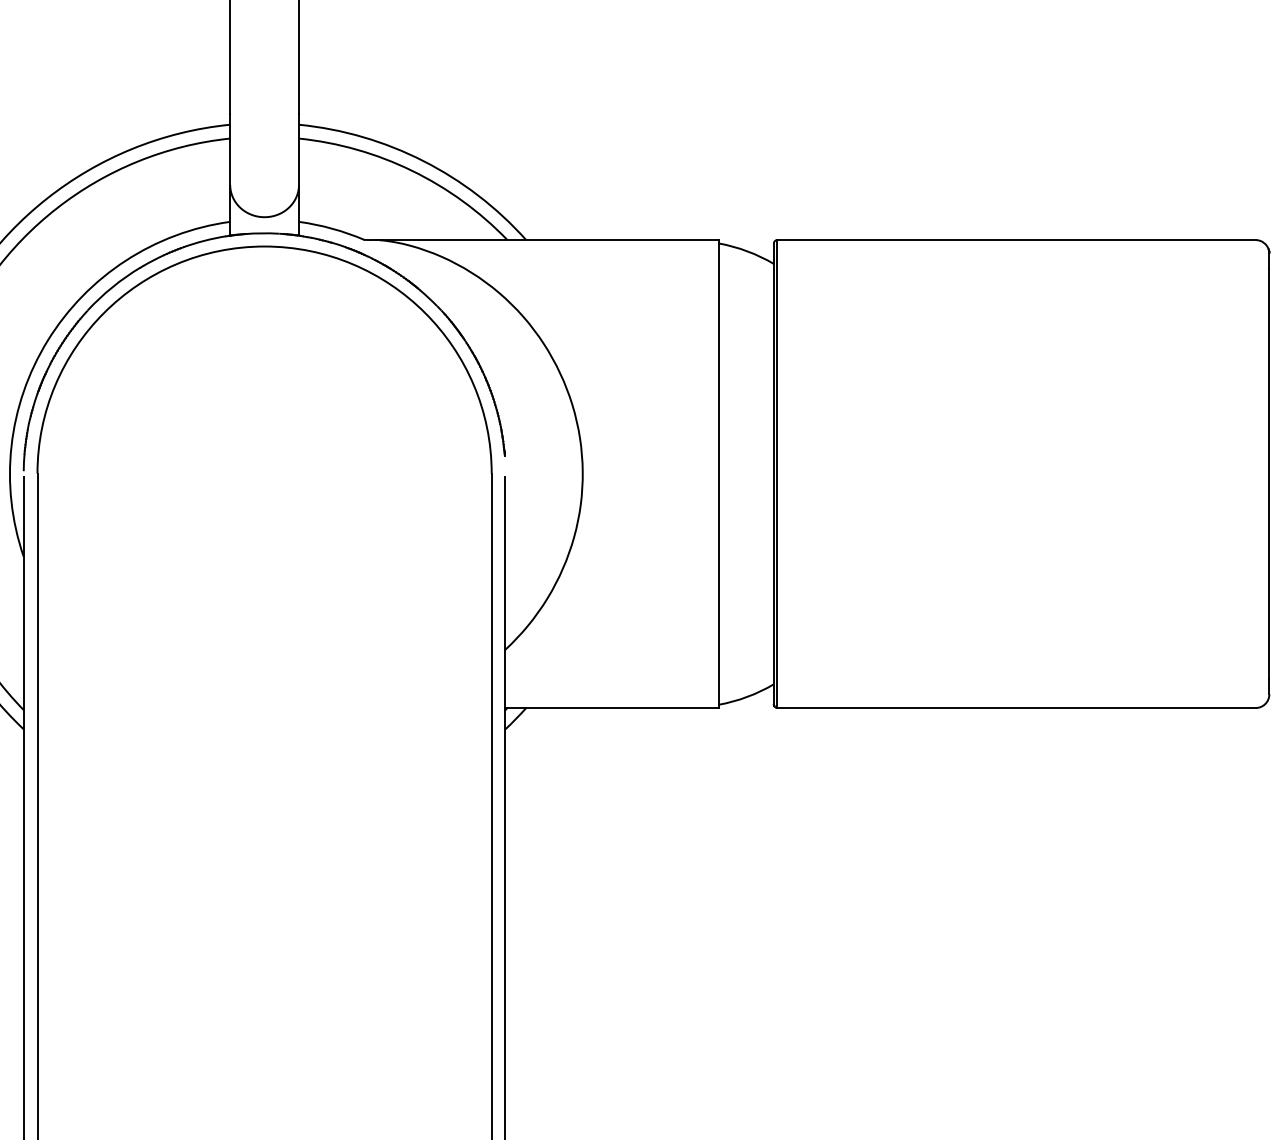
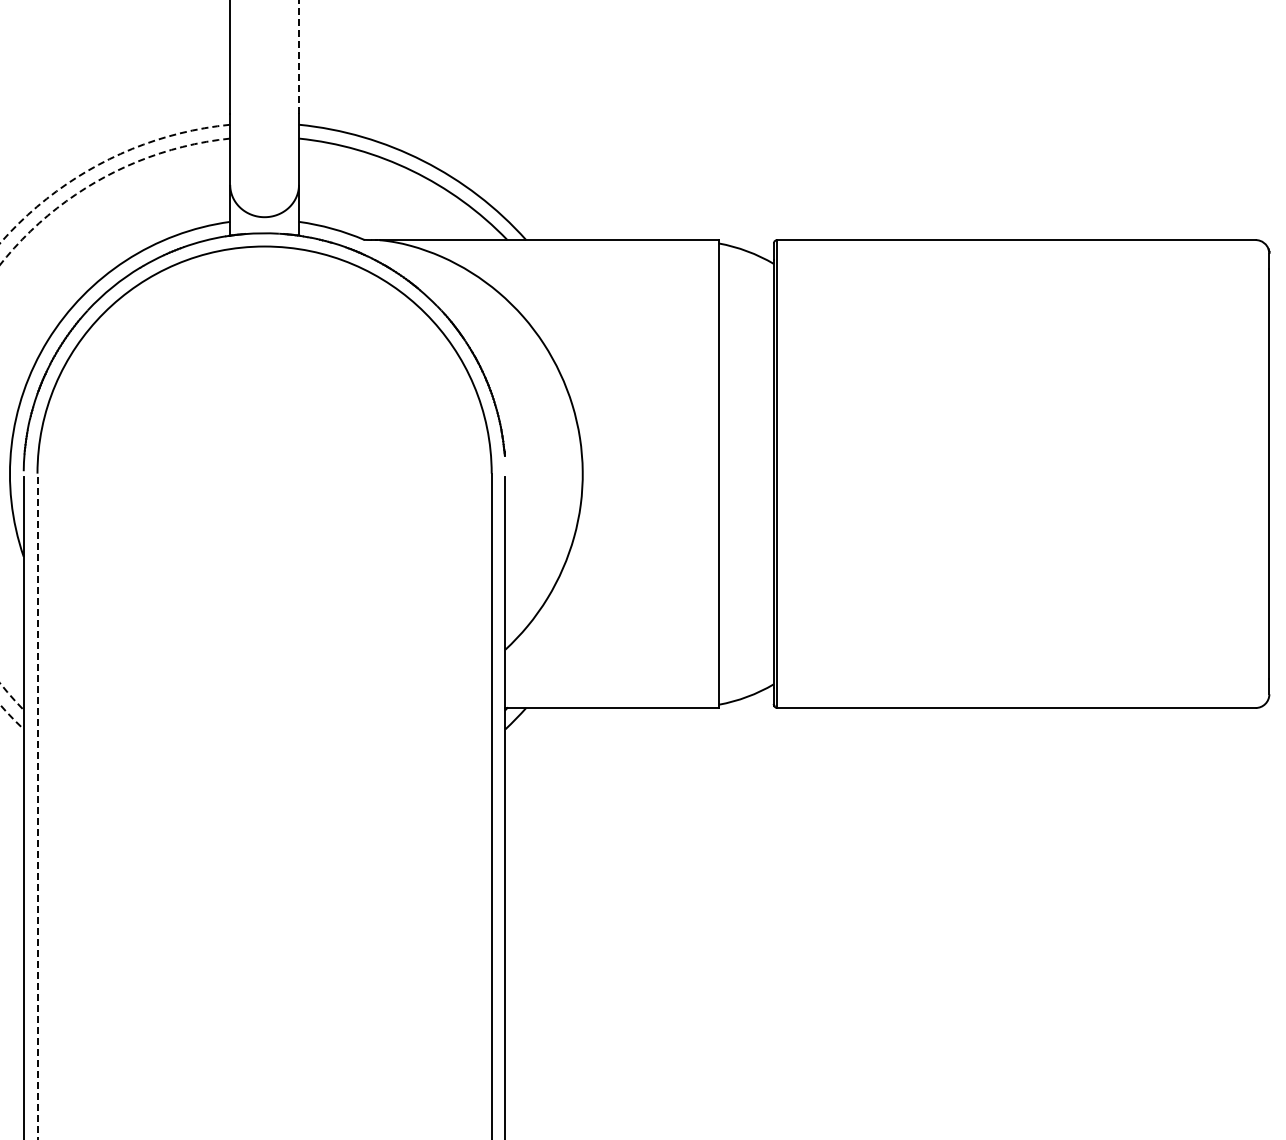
line: solid -> dashed (299, 56)
arc: solid -> dashed (88, 170)
arc: solid -> dashed (85, 188)
line: solid -> dashed (37, 806)
